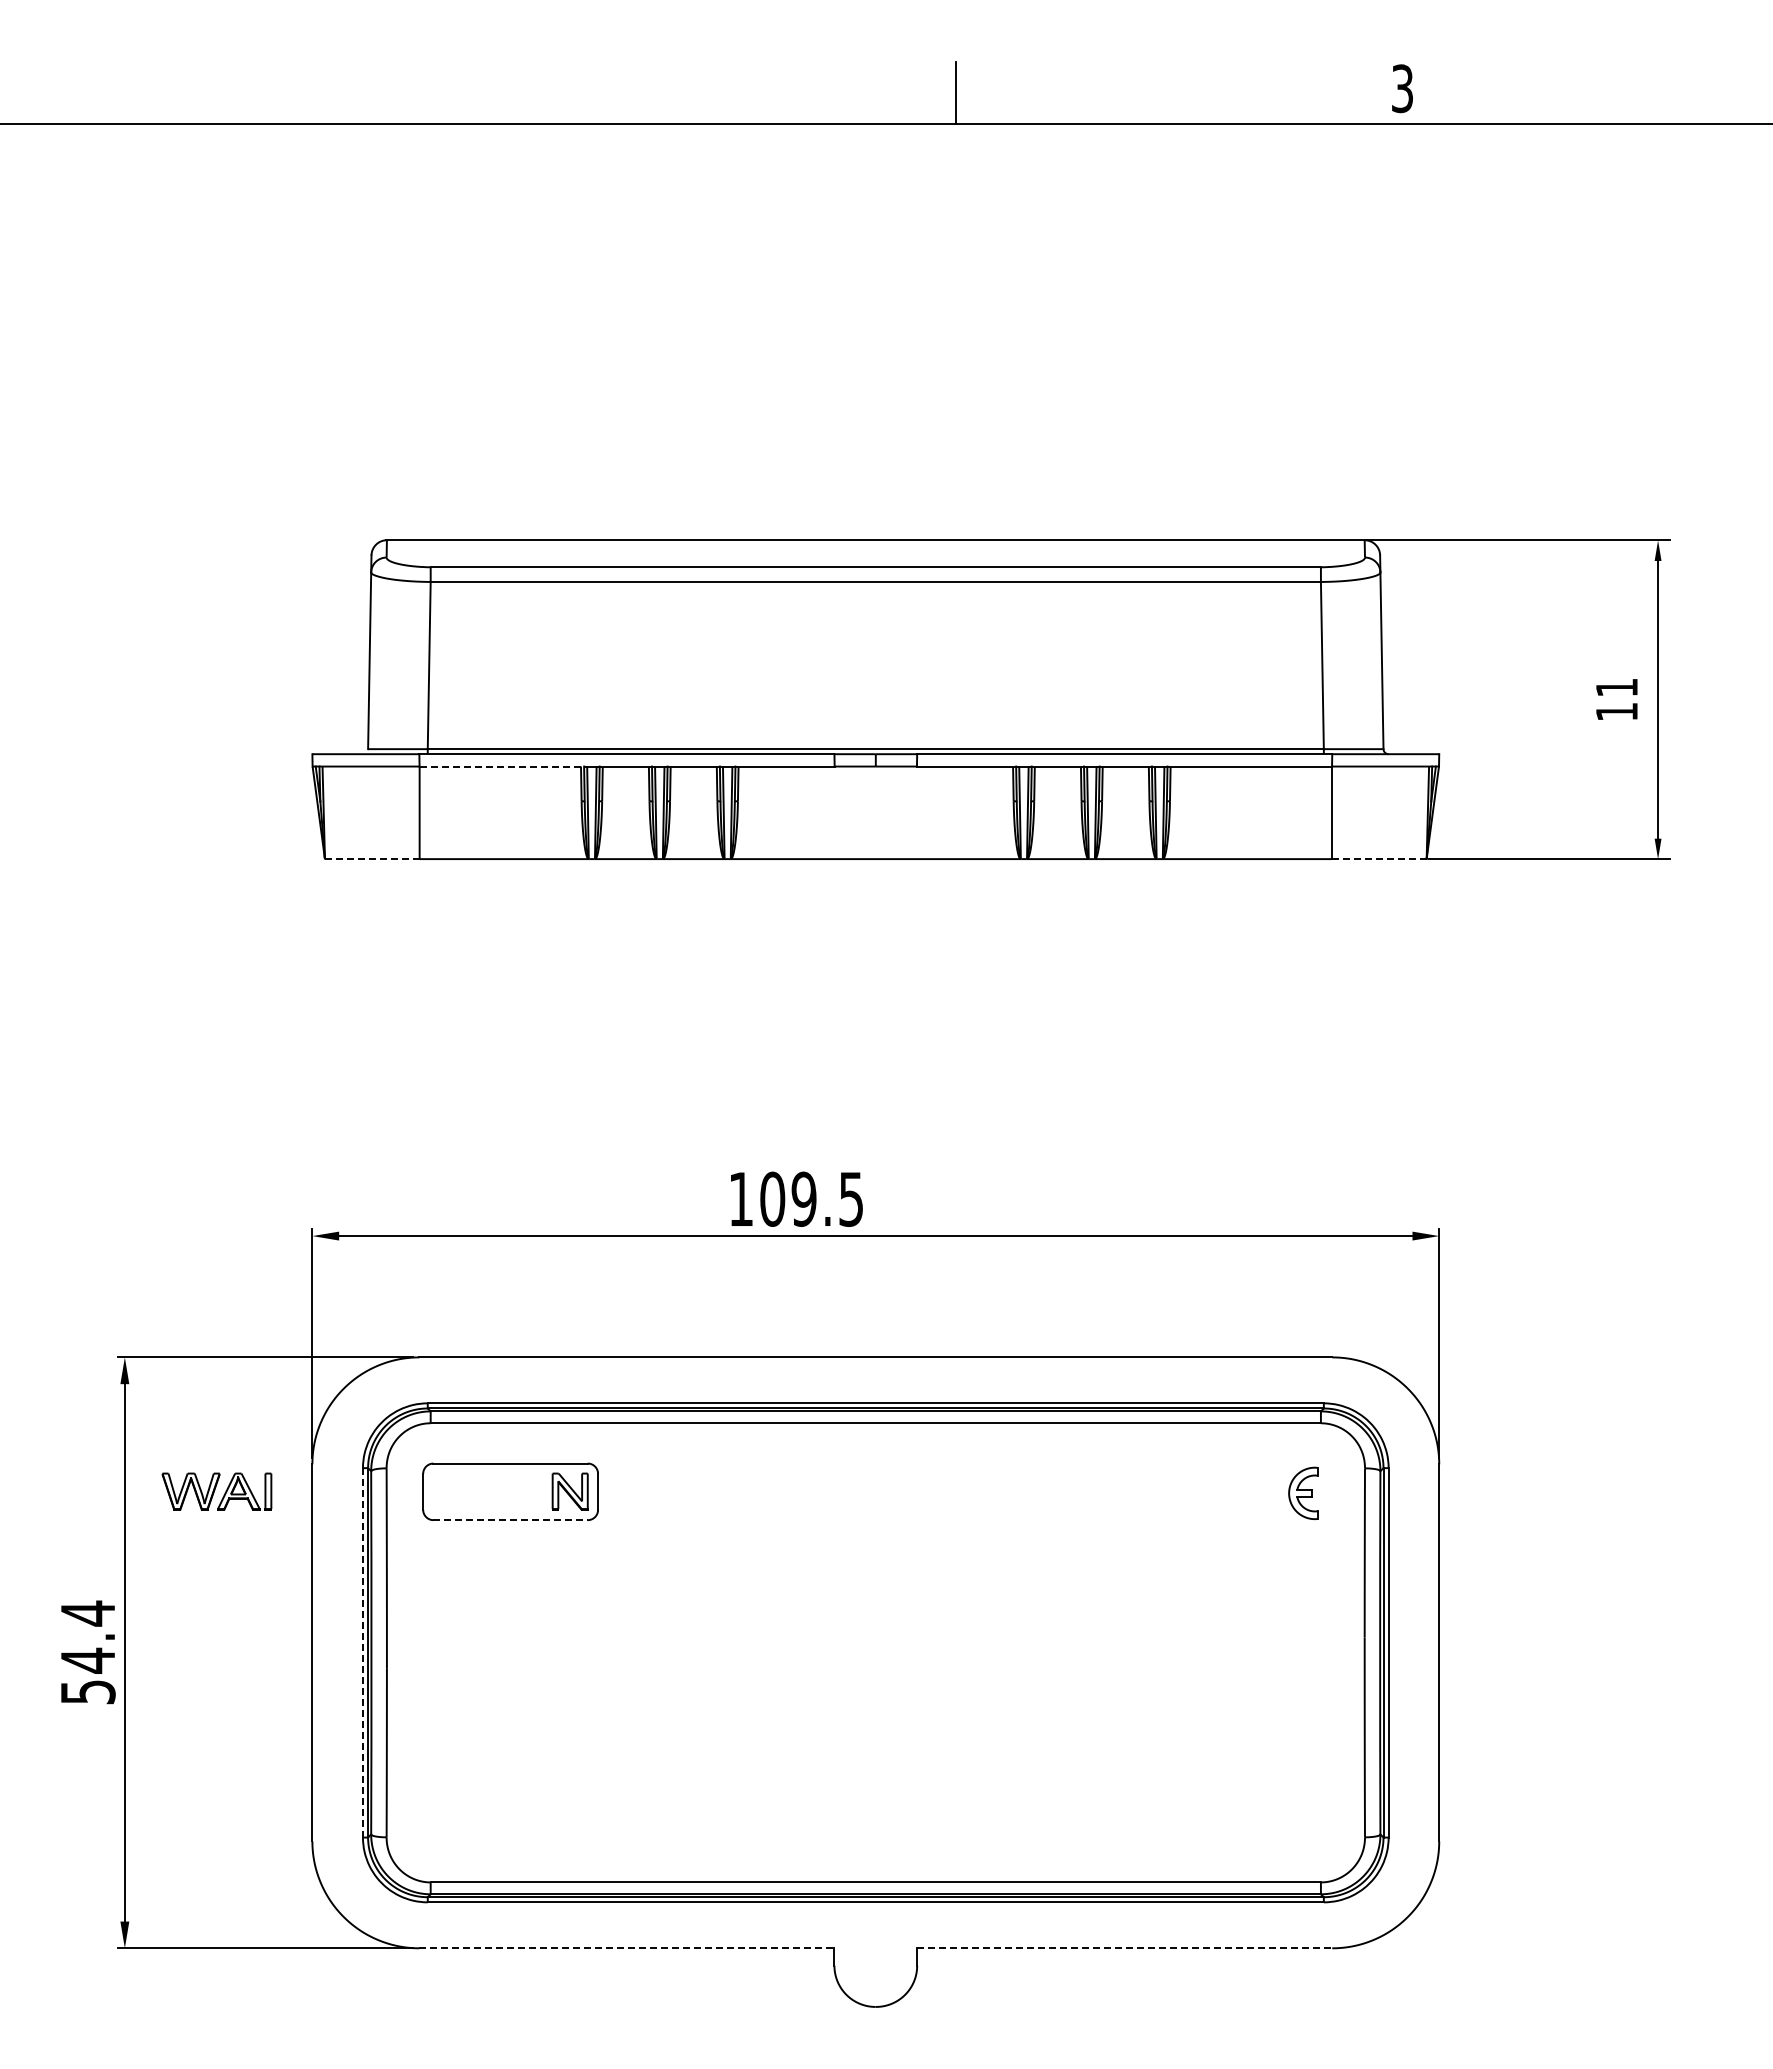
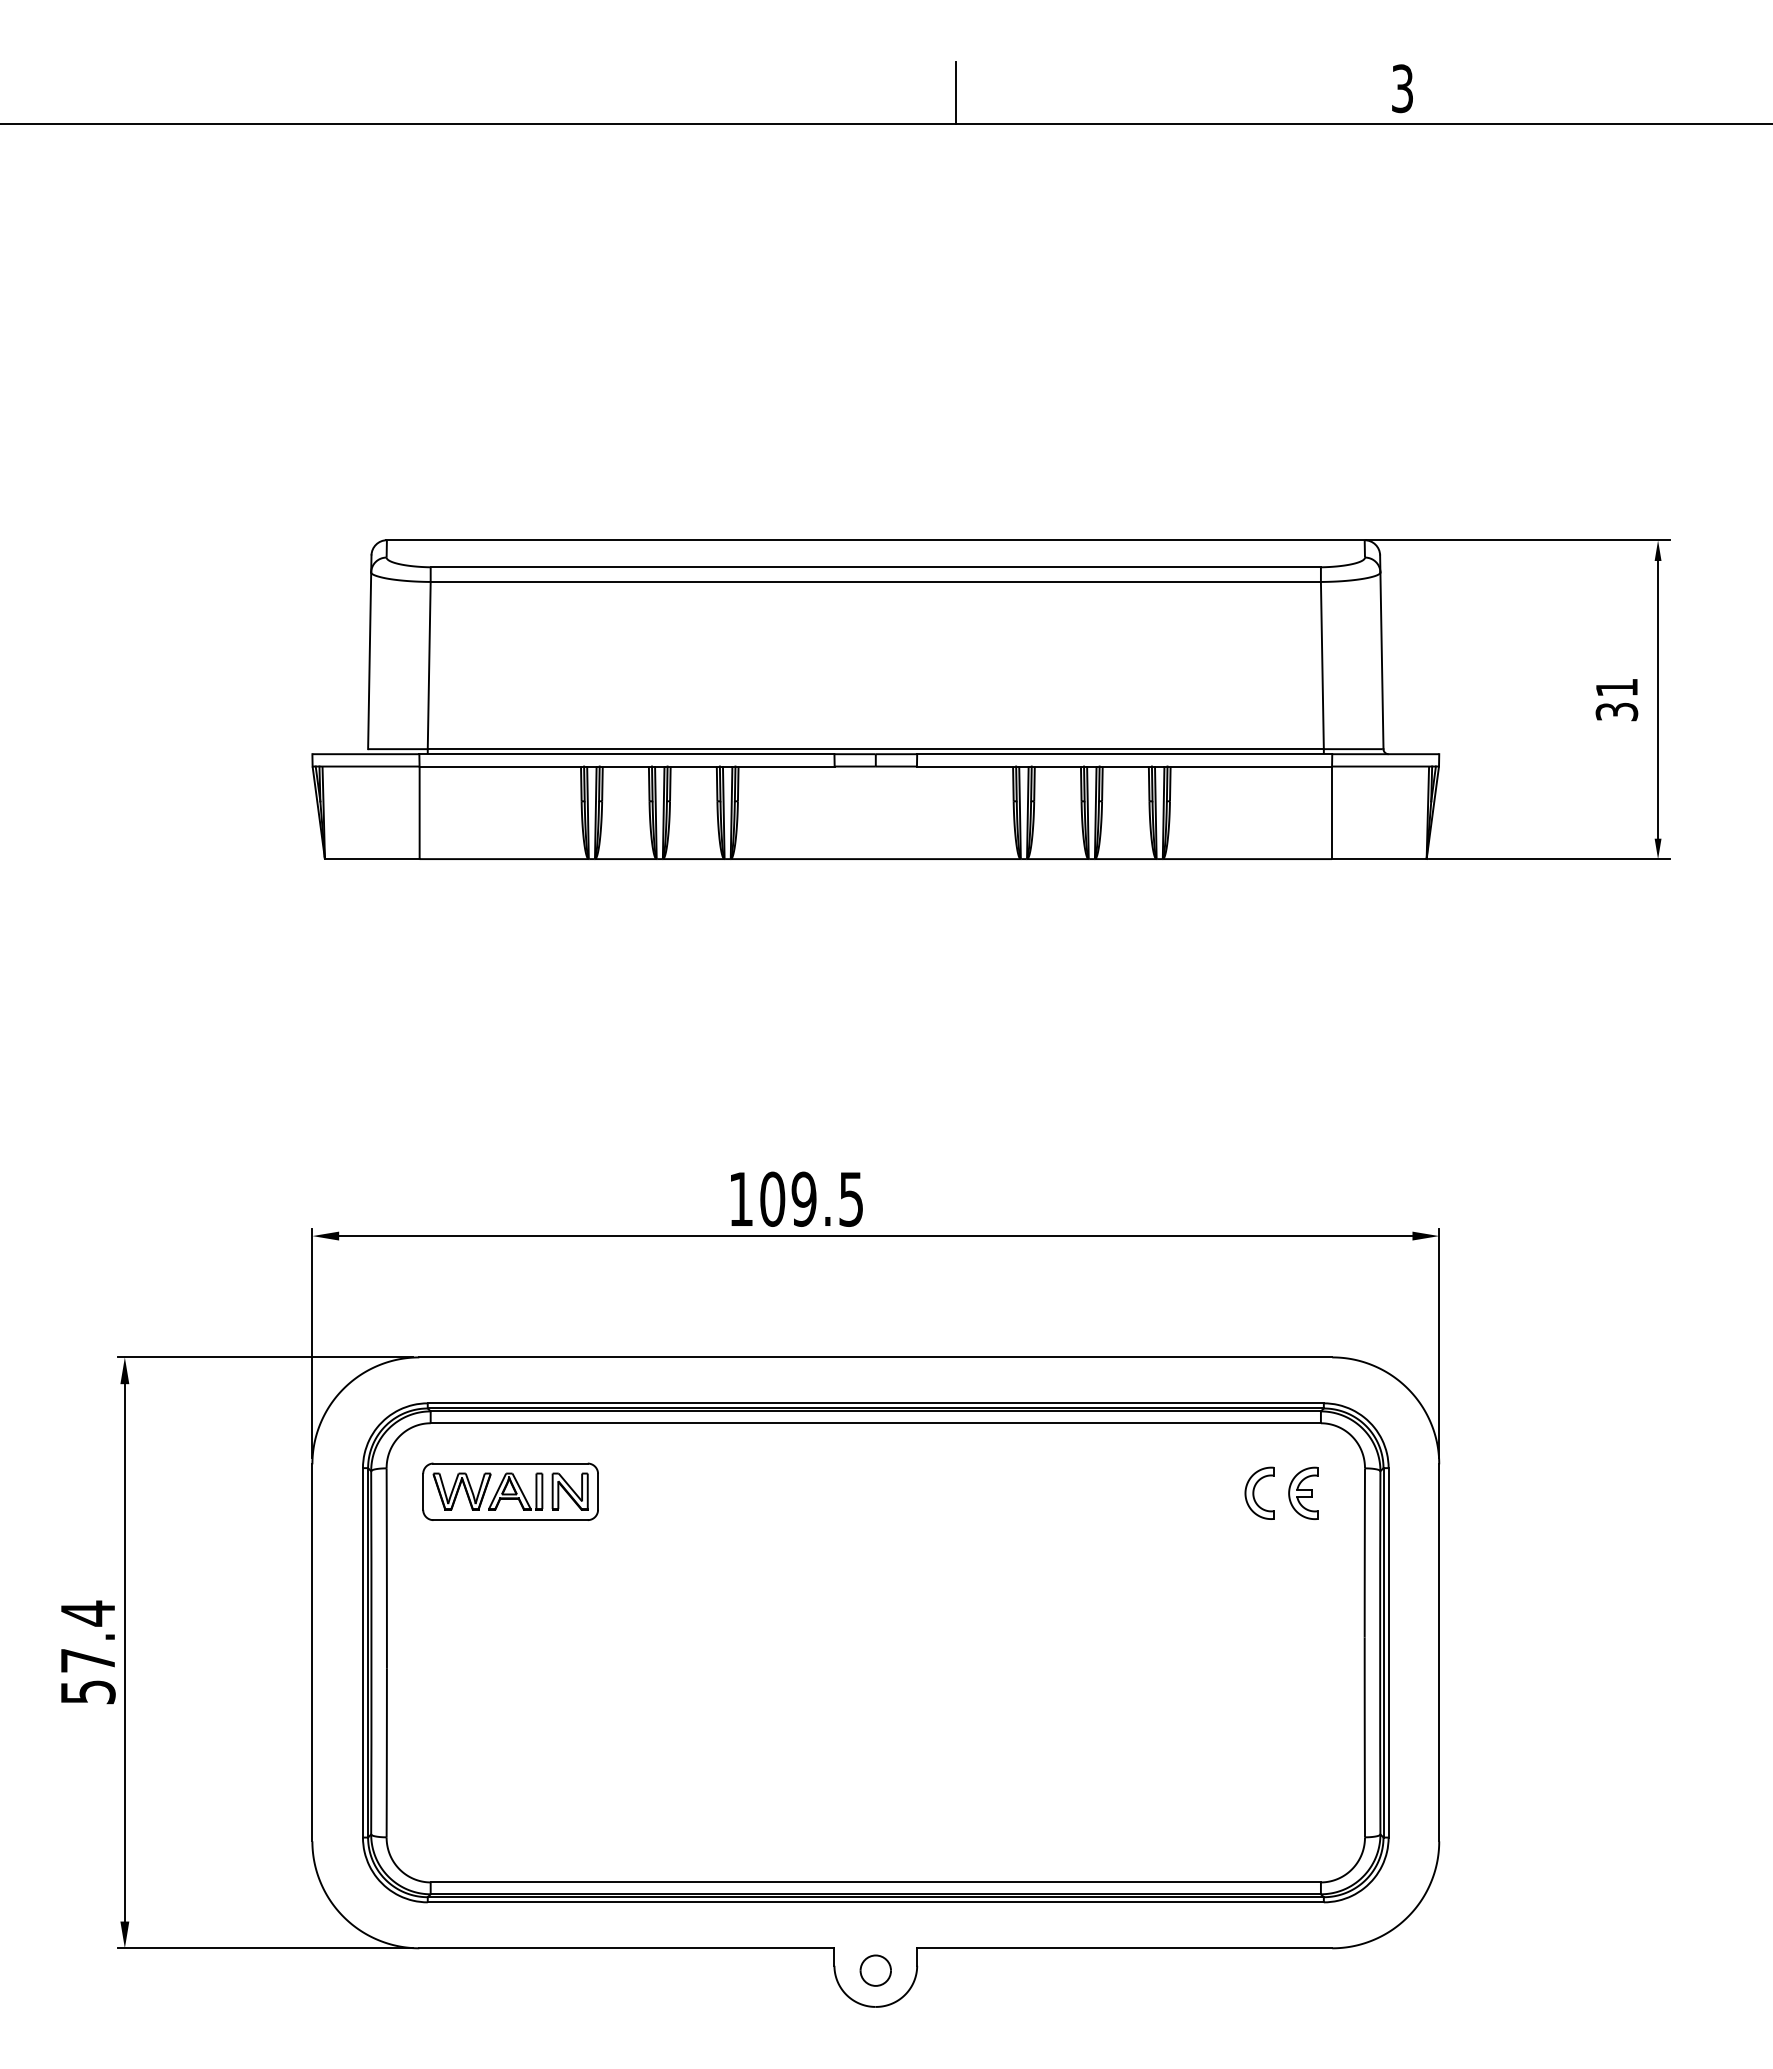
text: 11 -> 31 (1616, 711)
line: dashed -> solid (503, 766)
line: dashed -> solid (372, 859)
line: dashed -> solid (1379, 859)
part position: (216, 1491) -> (487, 1491) (487, 1491)
part: none -> present (1259, 1492)
line: dashed -> solid (511, 1520)
line: dashed -> solid (362, 1652)
text: 54.4 -> 57.4 (87, 1660)
line: dashed -> solid (626, 1948)
line: dashed -> solid (1124, 1948)
part: none -> present (875, 1970)
